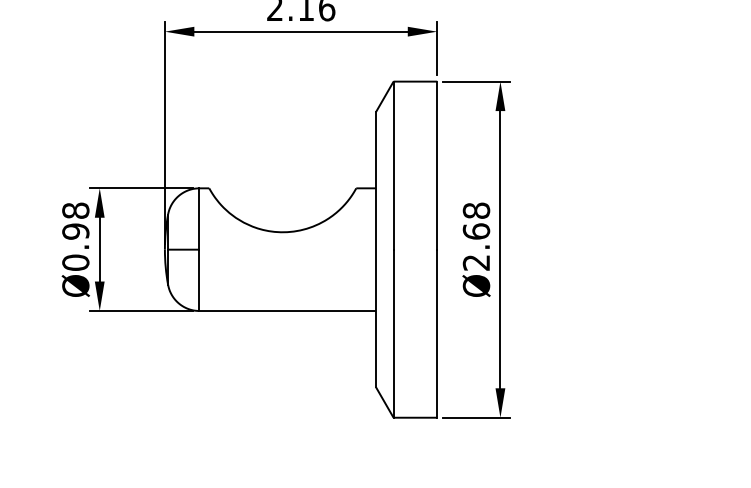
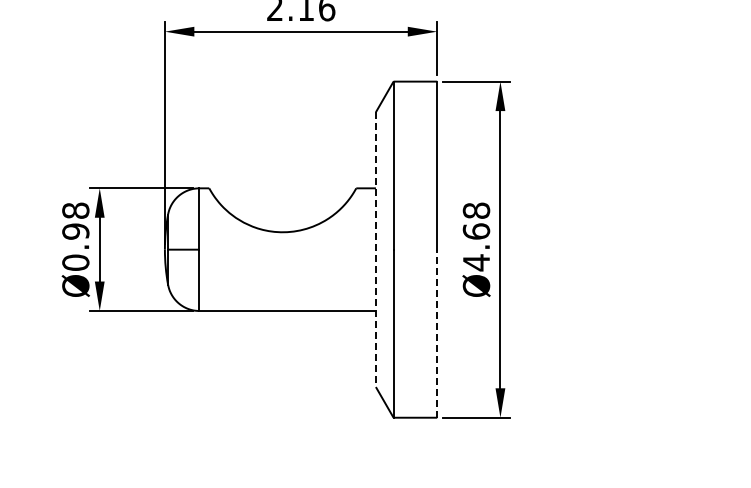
line: solid -> dashed (375, 250)
text: Ø2.68 -> Ø4.68 (475, 262)
line: solid -> dashed (437, 333)
